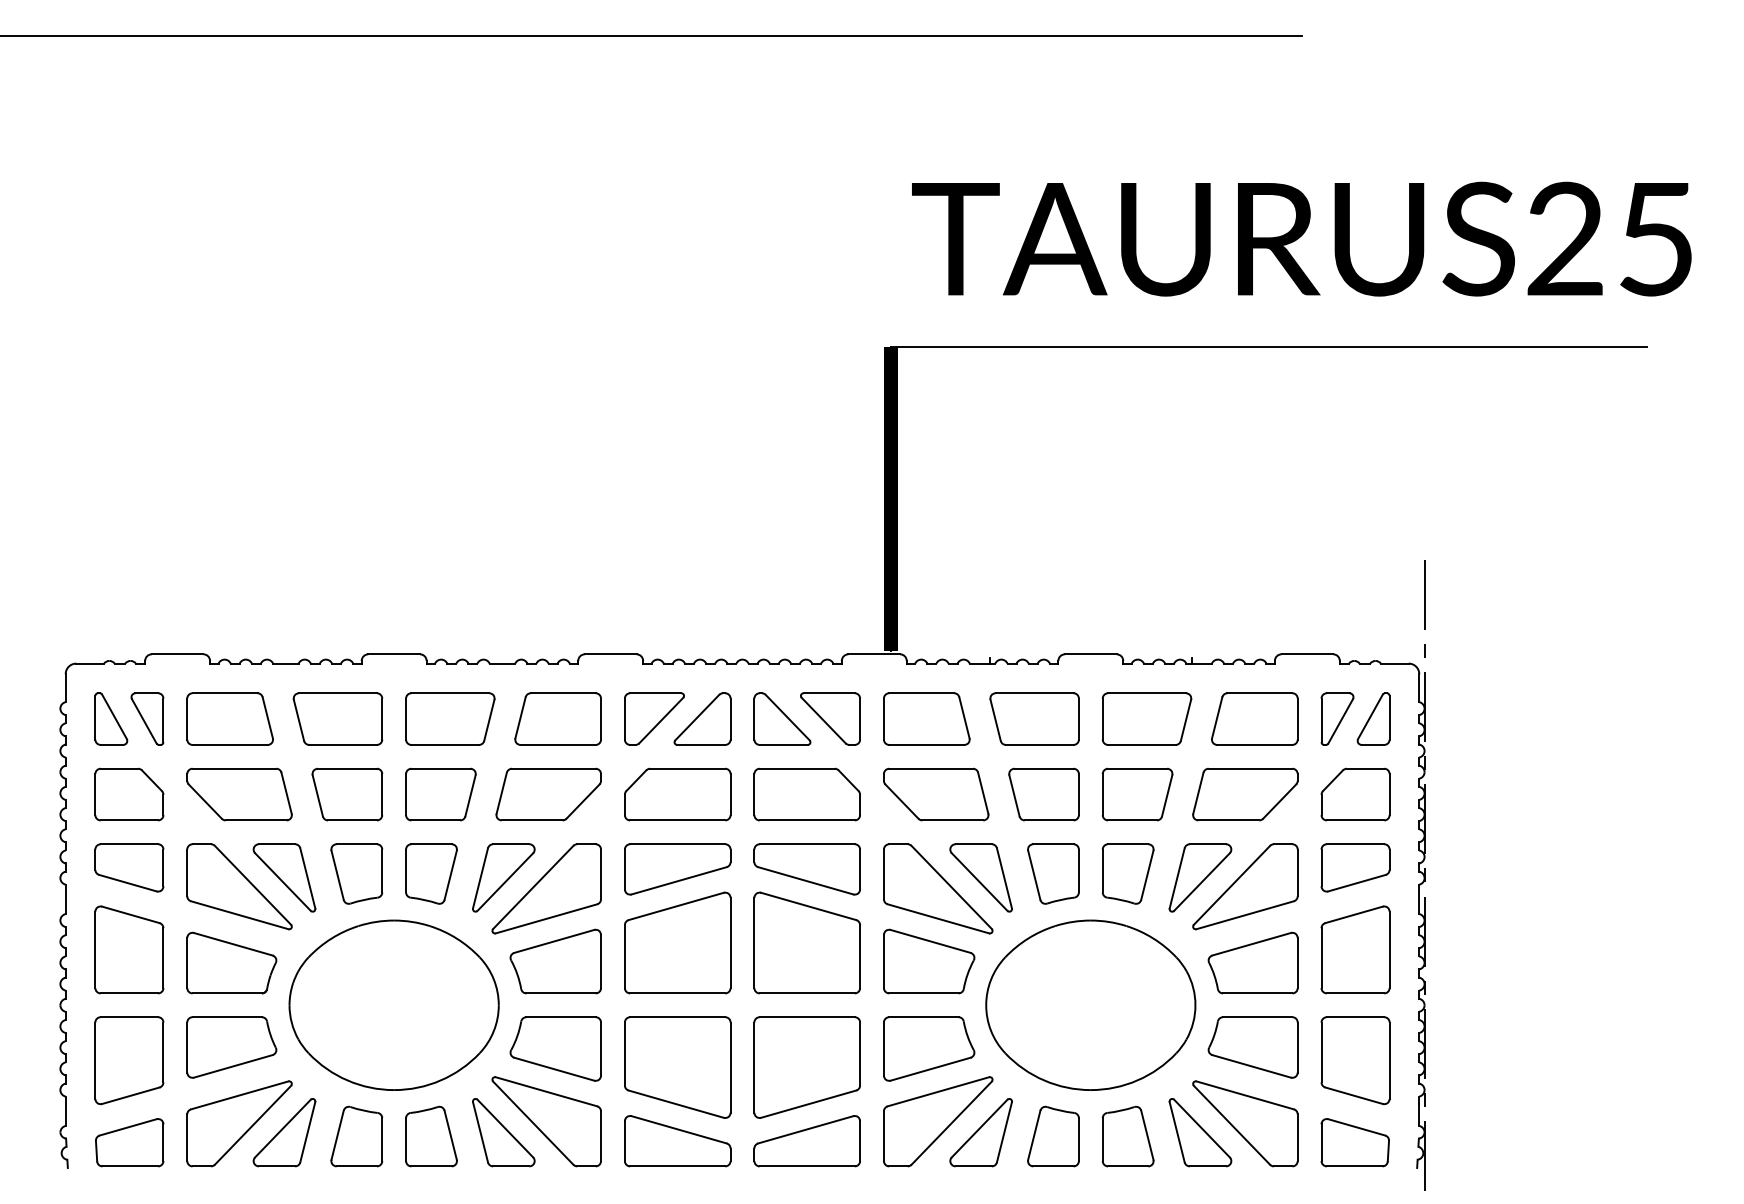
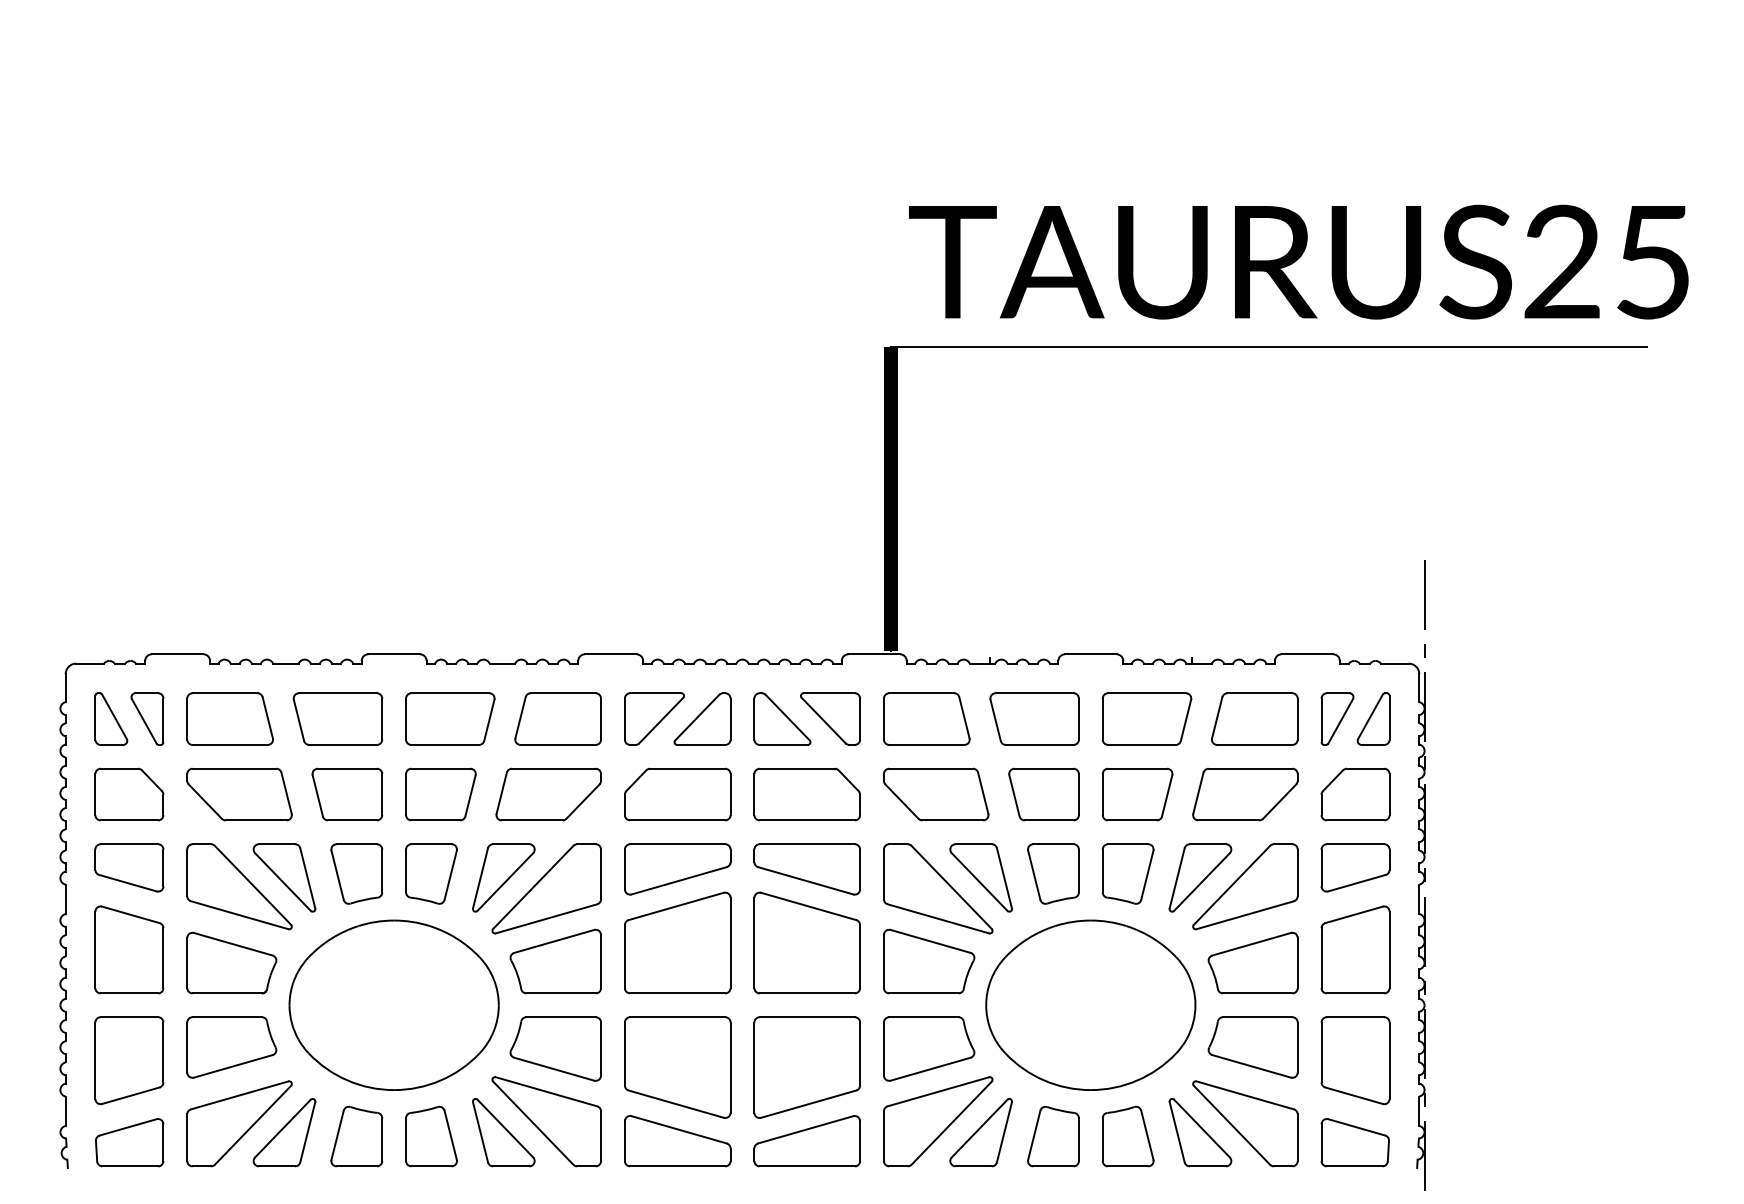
line: present -> none (652, 36)
text position: (1301, 238) -> (1298, 261) (1298, 261)
